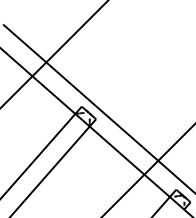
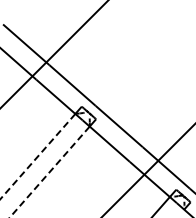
line: solid -> dashed (37, 156)
line: solid -> dashed (49, 172)
